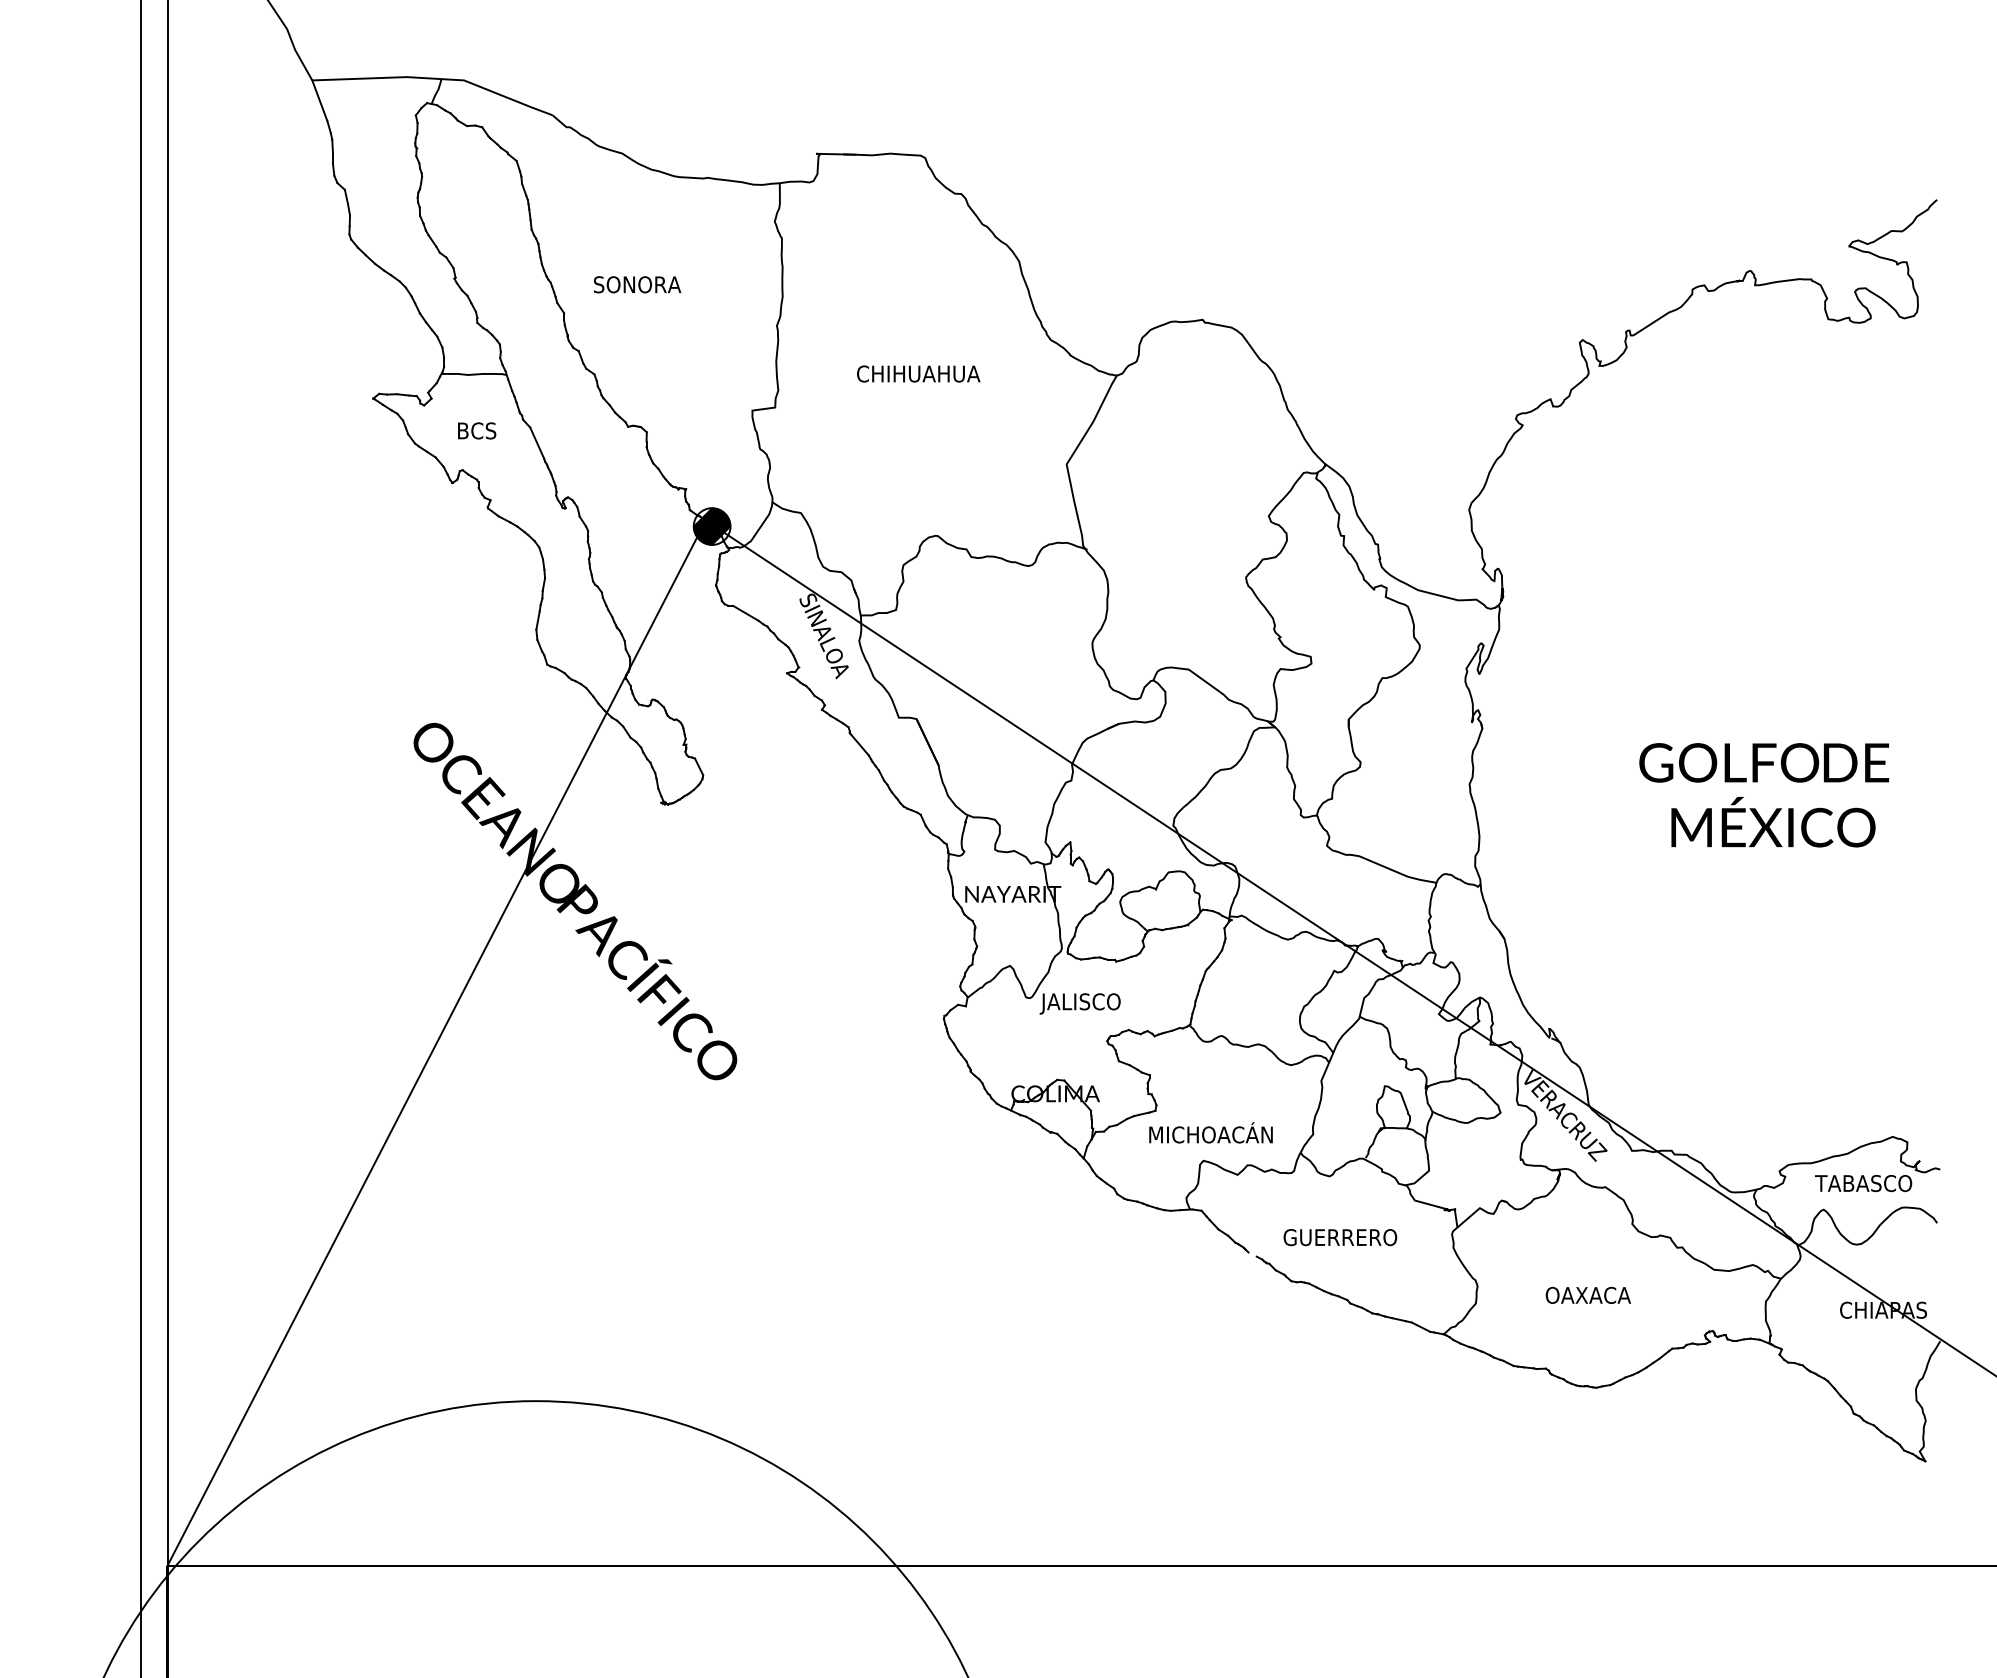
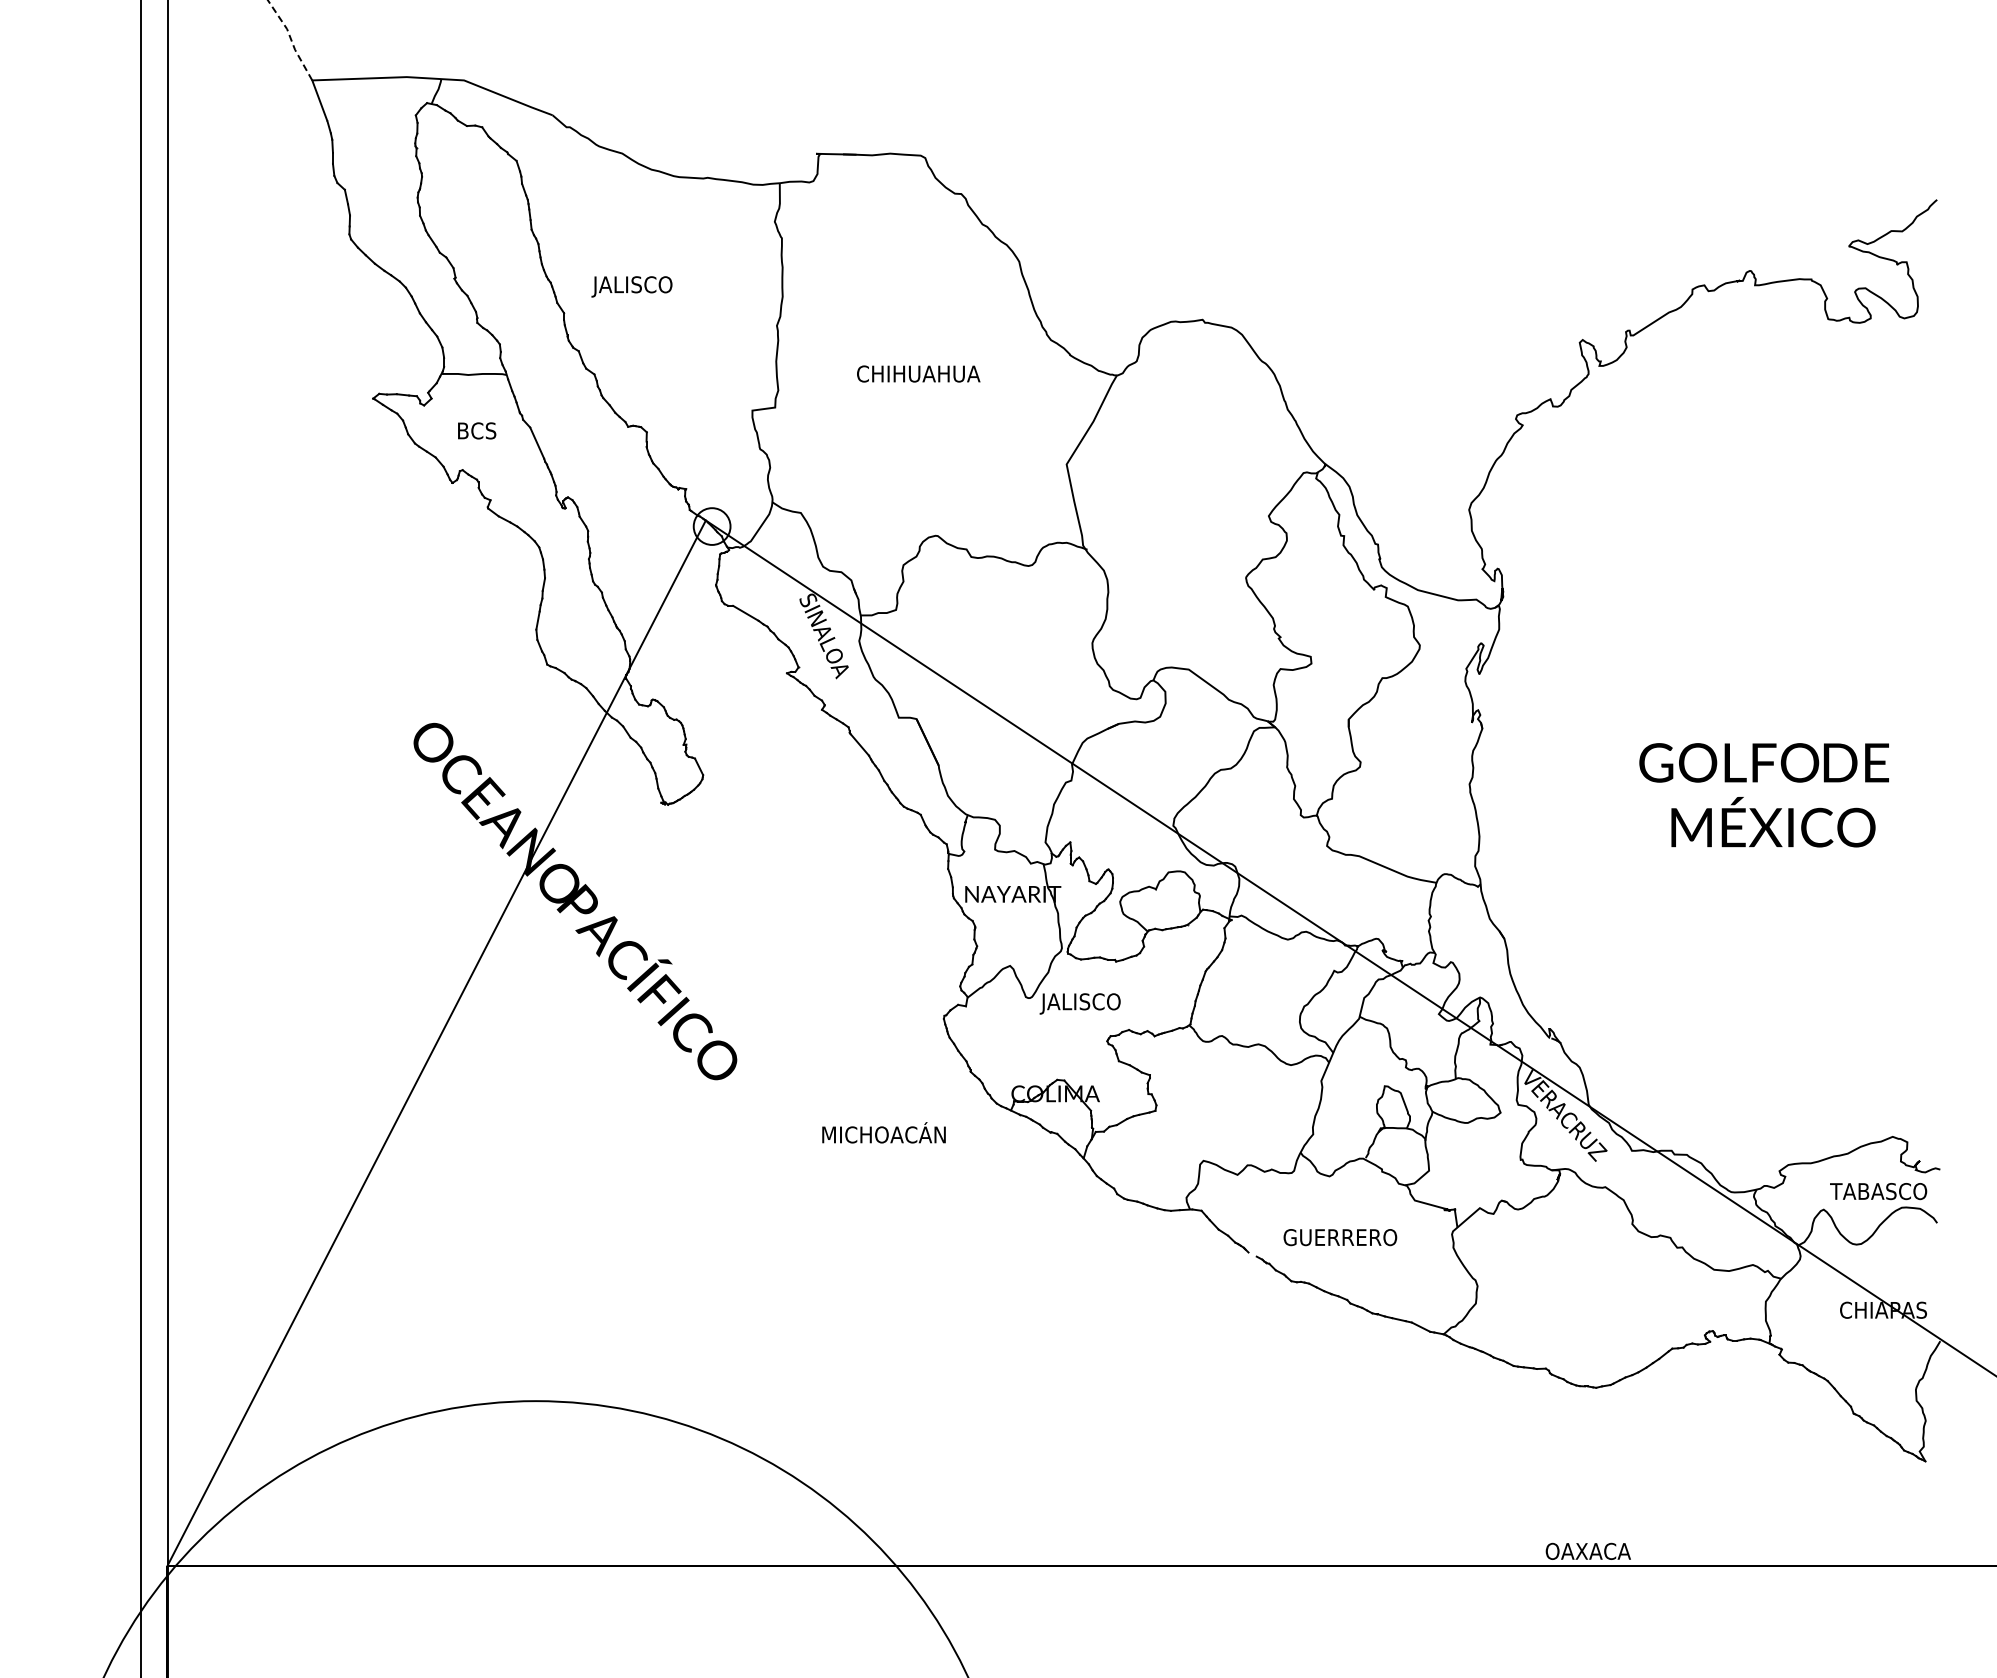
line: solid -> dashed (290, 39)
text: SONORA -> JALISCO (636, 286)
hatch: present -> none (711, 526)
text position: (1210, 1132) -> (883, 1132) (883, 1132)
text position: (1863, 1183) -> (1878, 1191) (1878, 1191)
text position: (1587, 1294) -> (1587, 1550) (1587, 1550)
